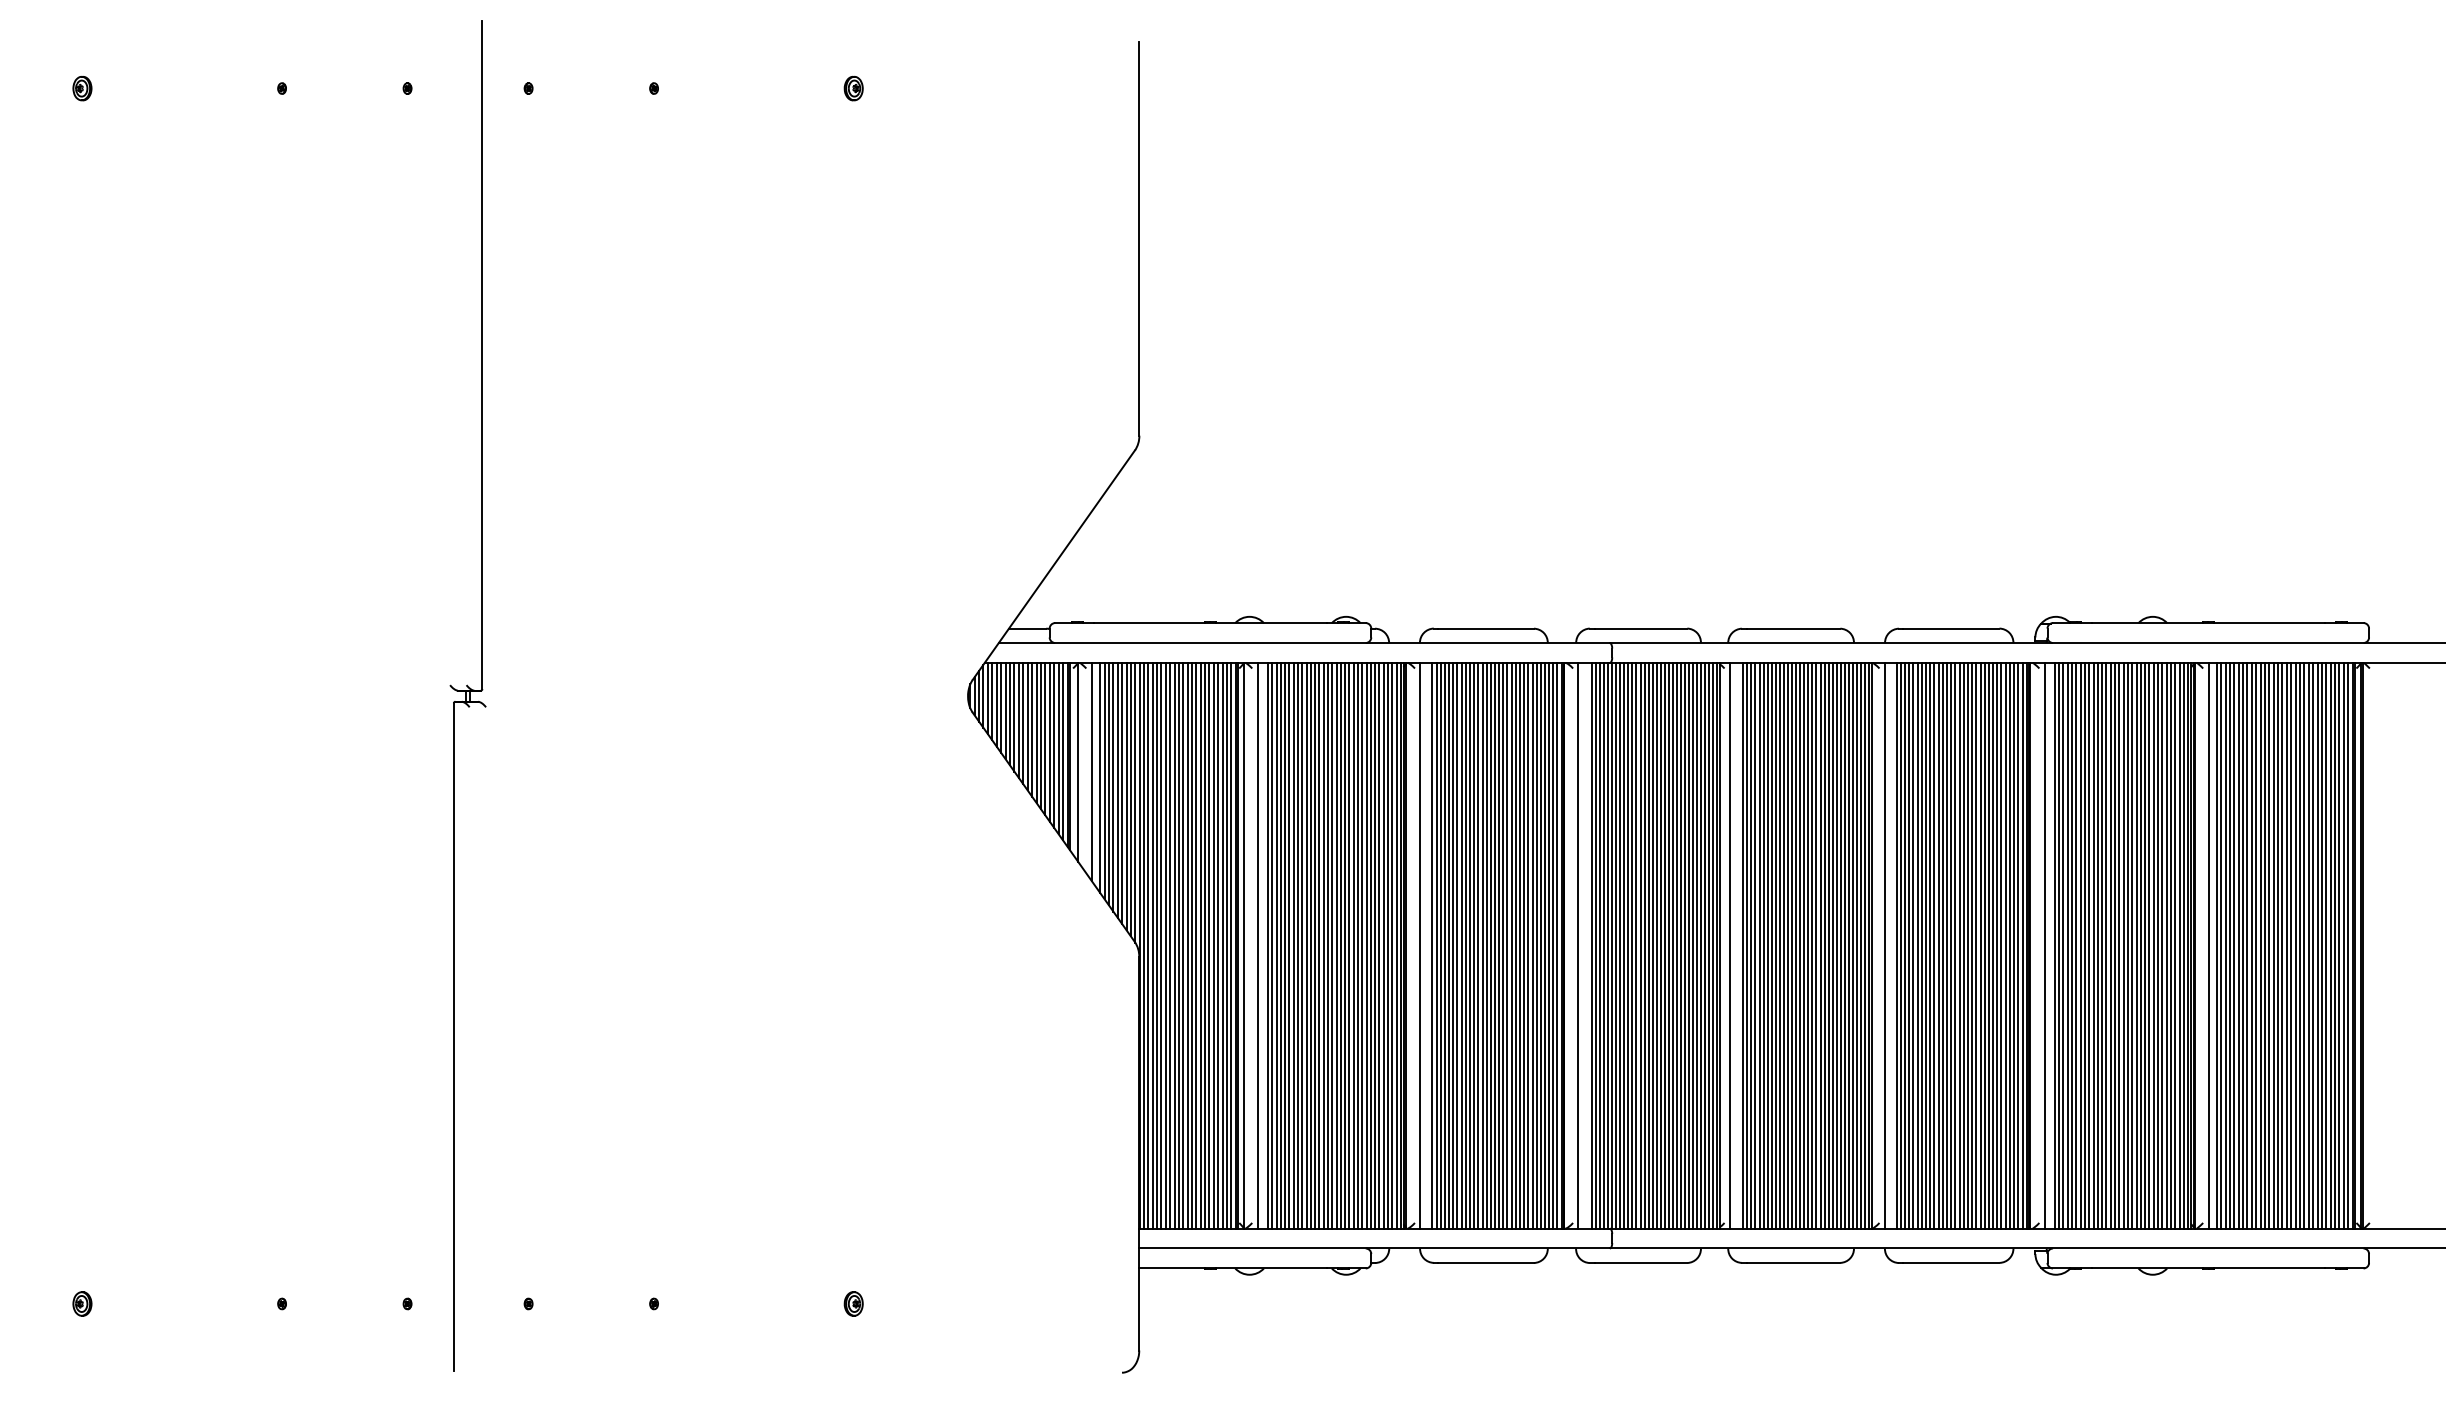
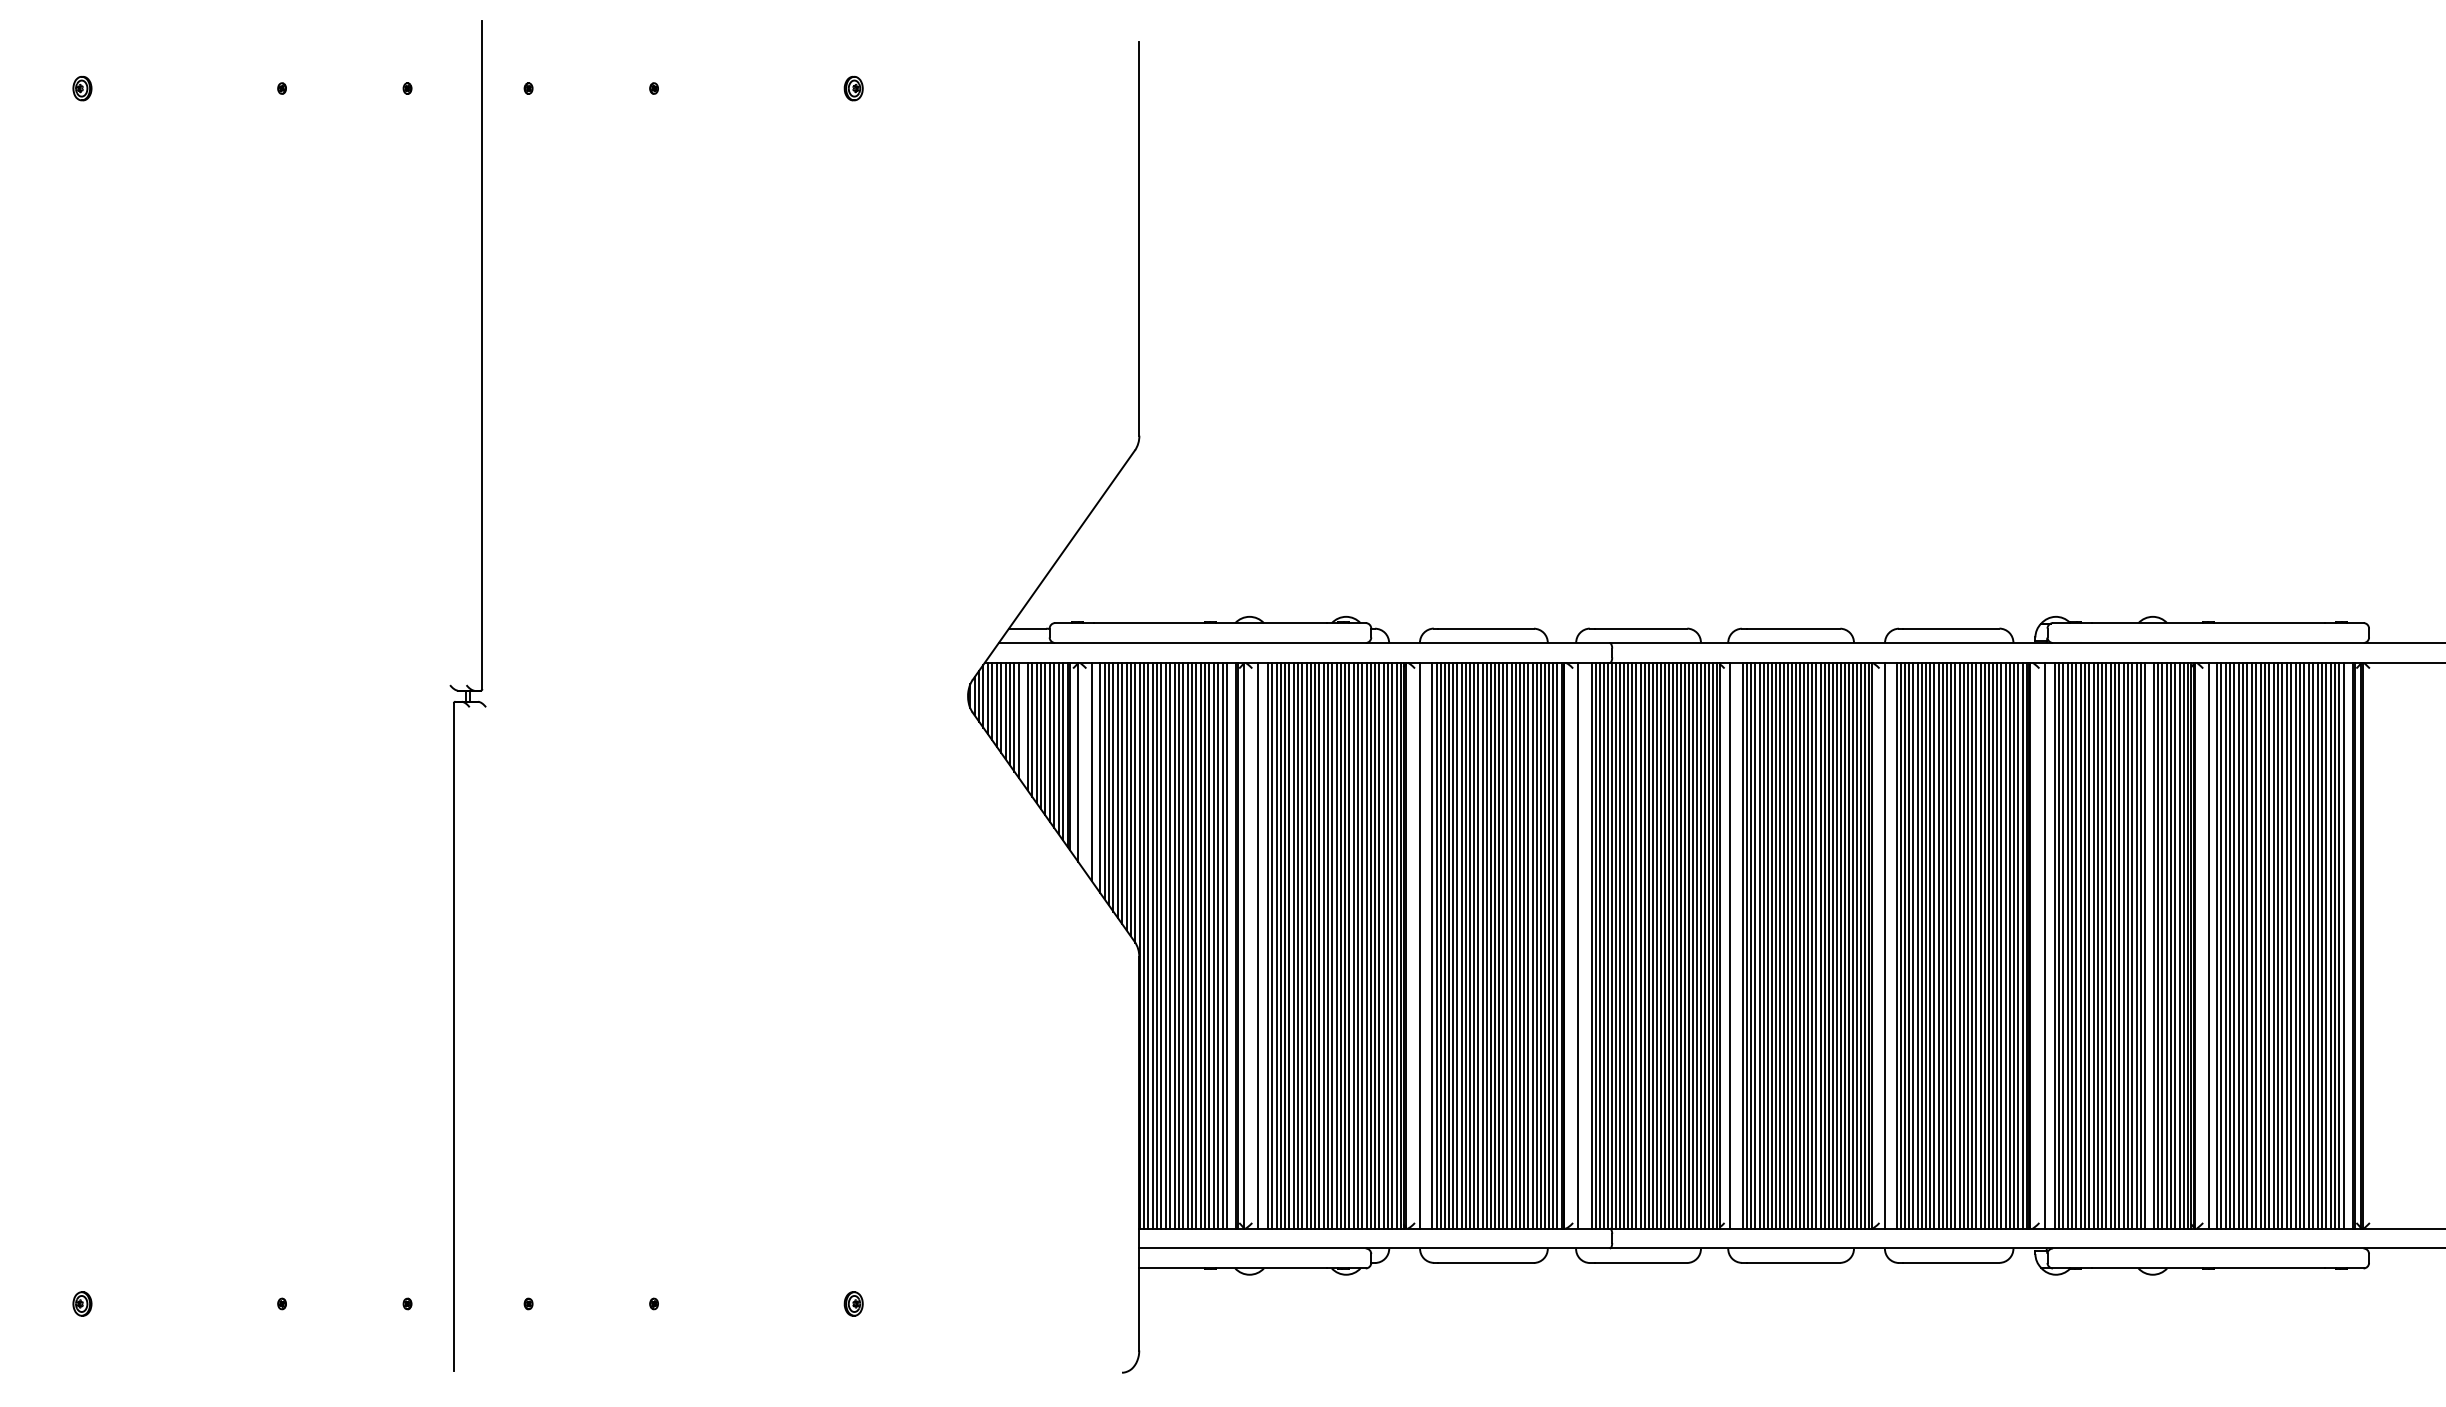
line: present -> none (1023, 723)
line: present -> none (1231, 945)
line: present -> none (2149, 945)
line: present -> none (2348, 945)
